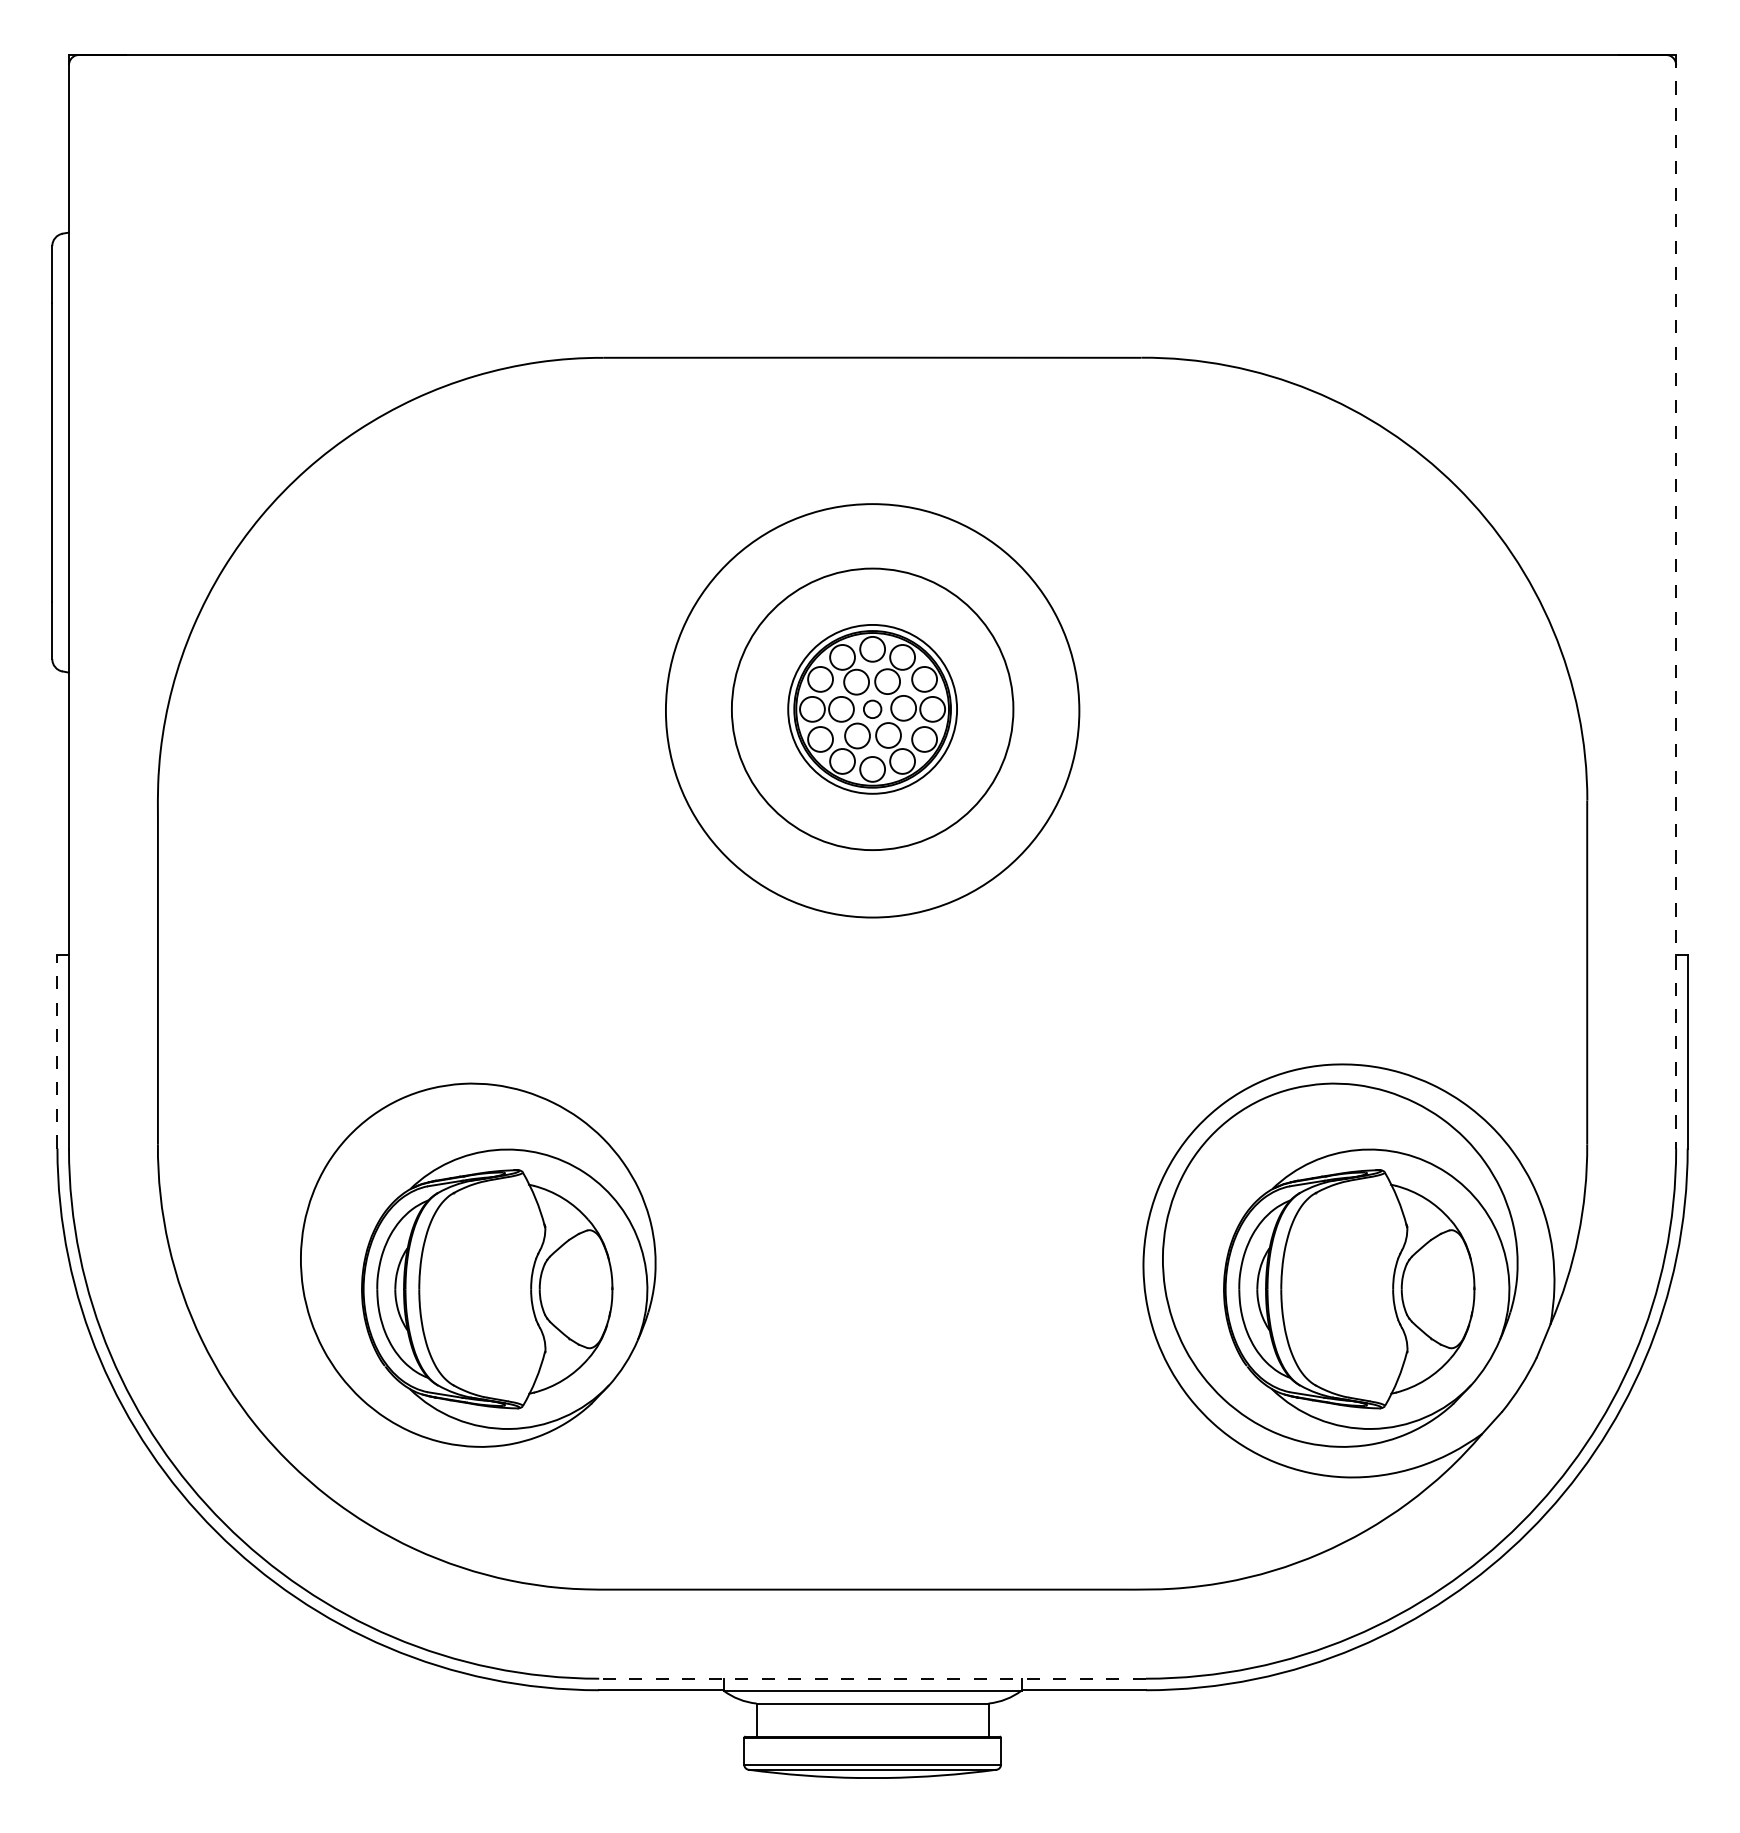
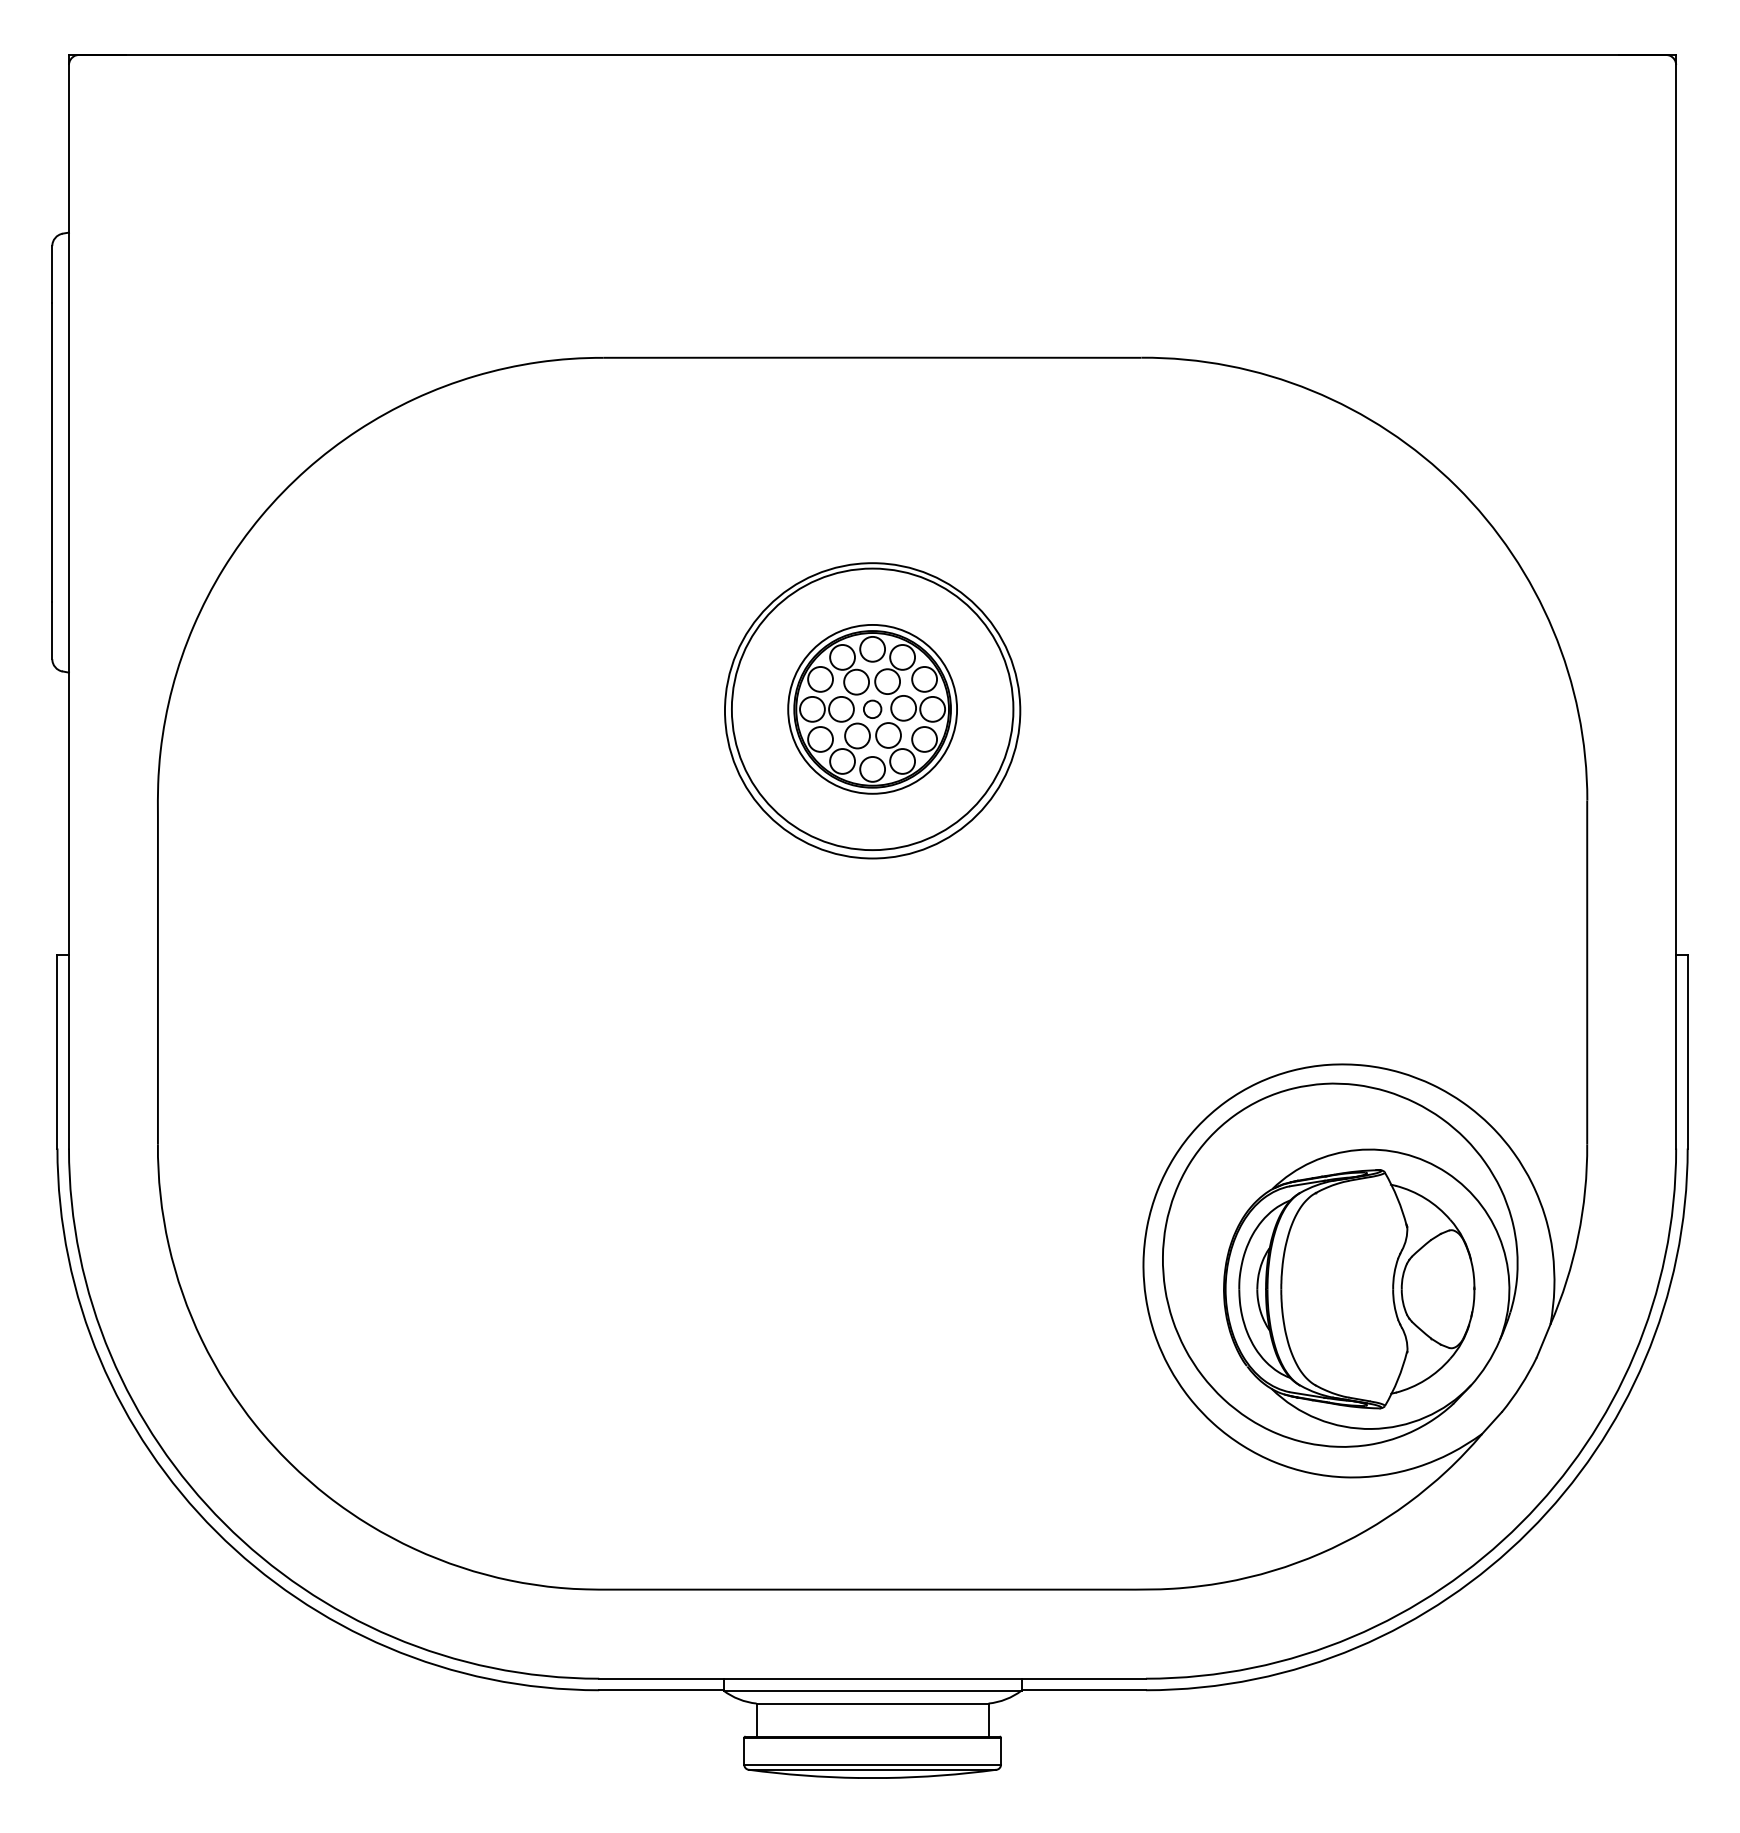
line: dashed -> solid (1676, 601)
circle diameter: 413 px -> 295 px (872, 710)
line: dashed -> solid (57, 1051)
part: present -> none (478, 1264)
line: dashed -> solid (872, 1678)
